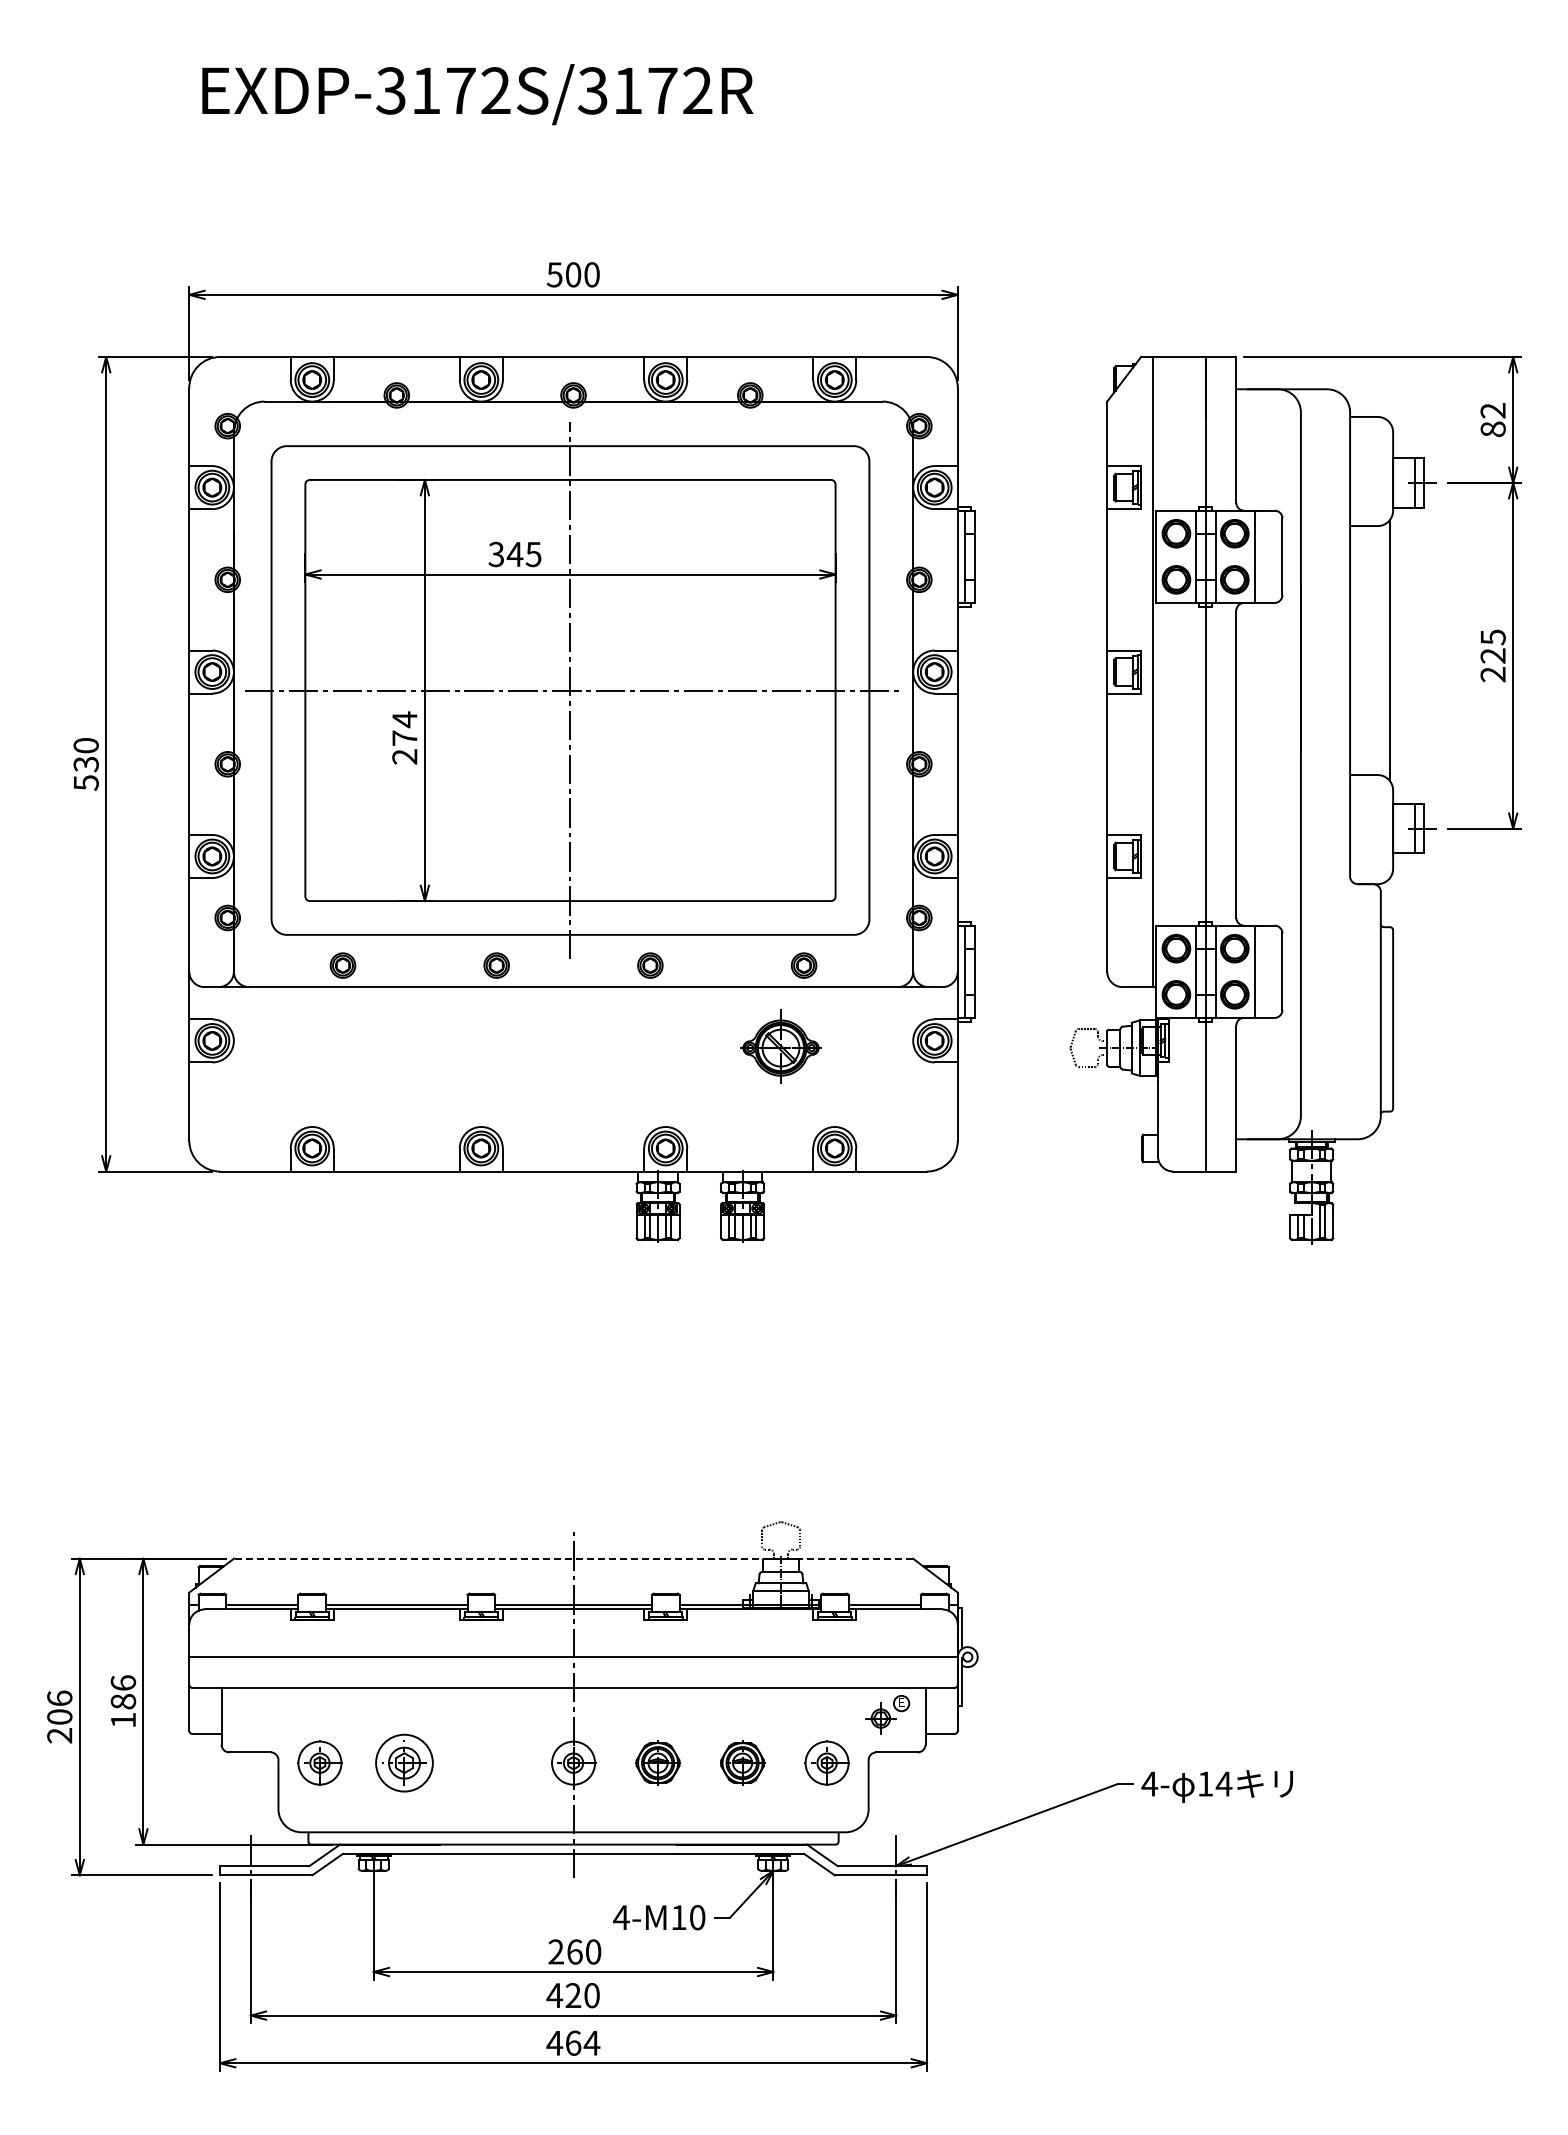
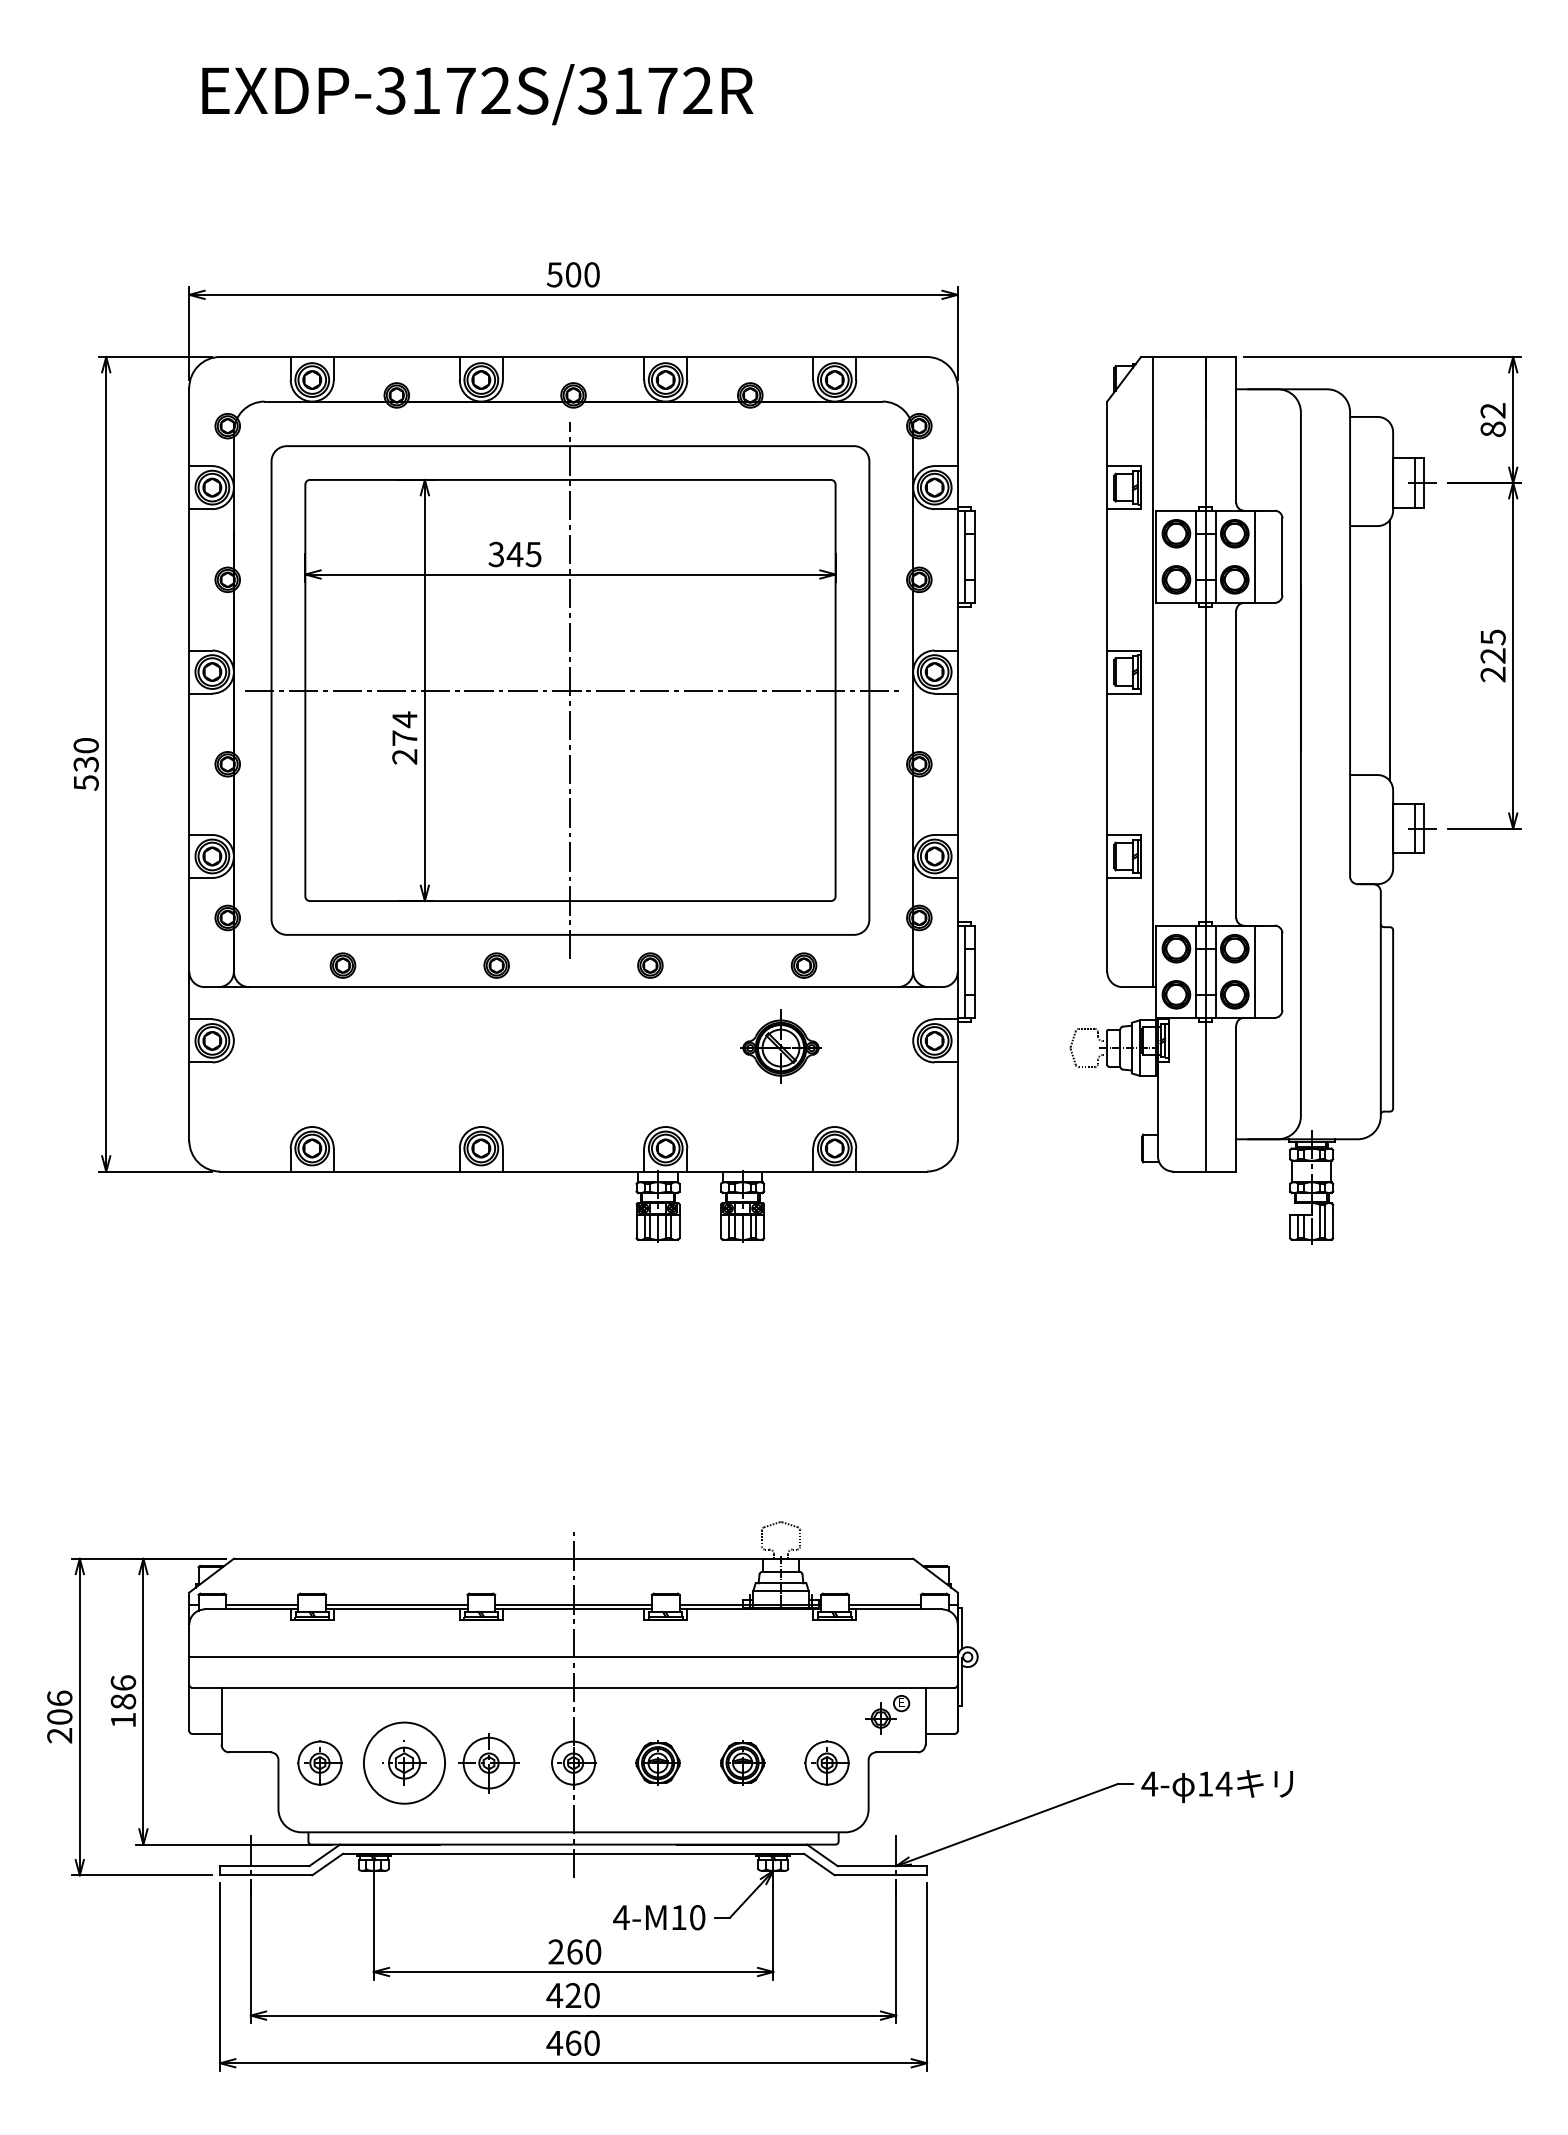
line: dashed -> solid (573, 1558)
circle diameter: 57 px -> 81 px (404, 1762)
part: none -> present (488, 1763)
text: 464 -> 460 (591, 2042)
